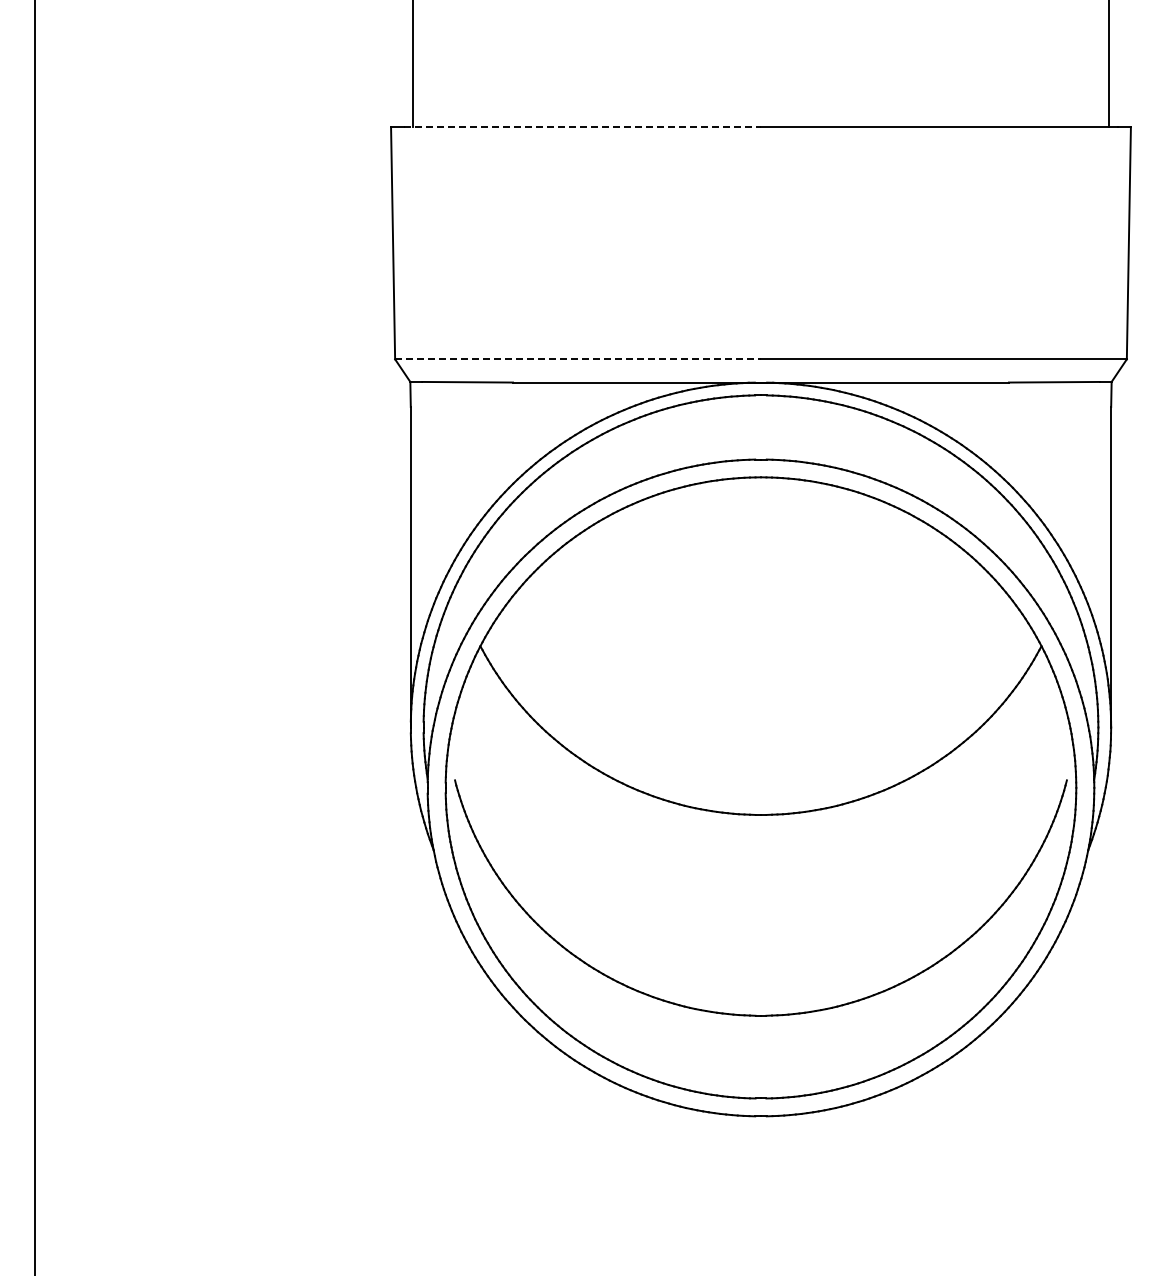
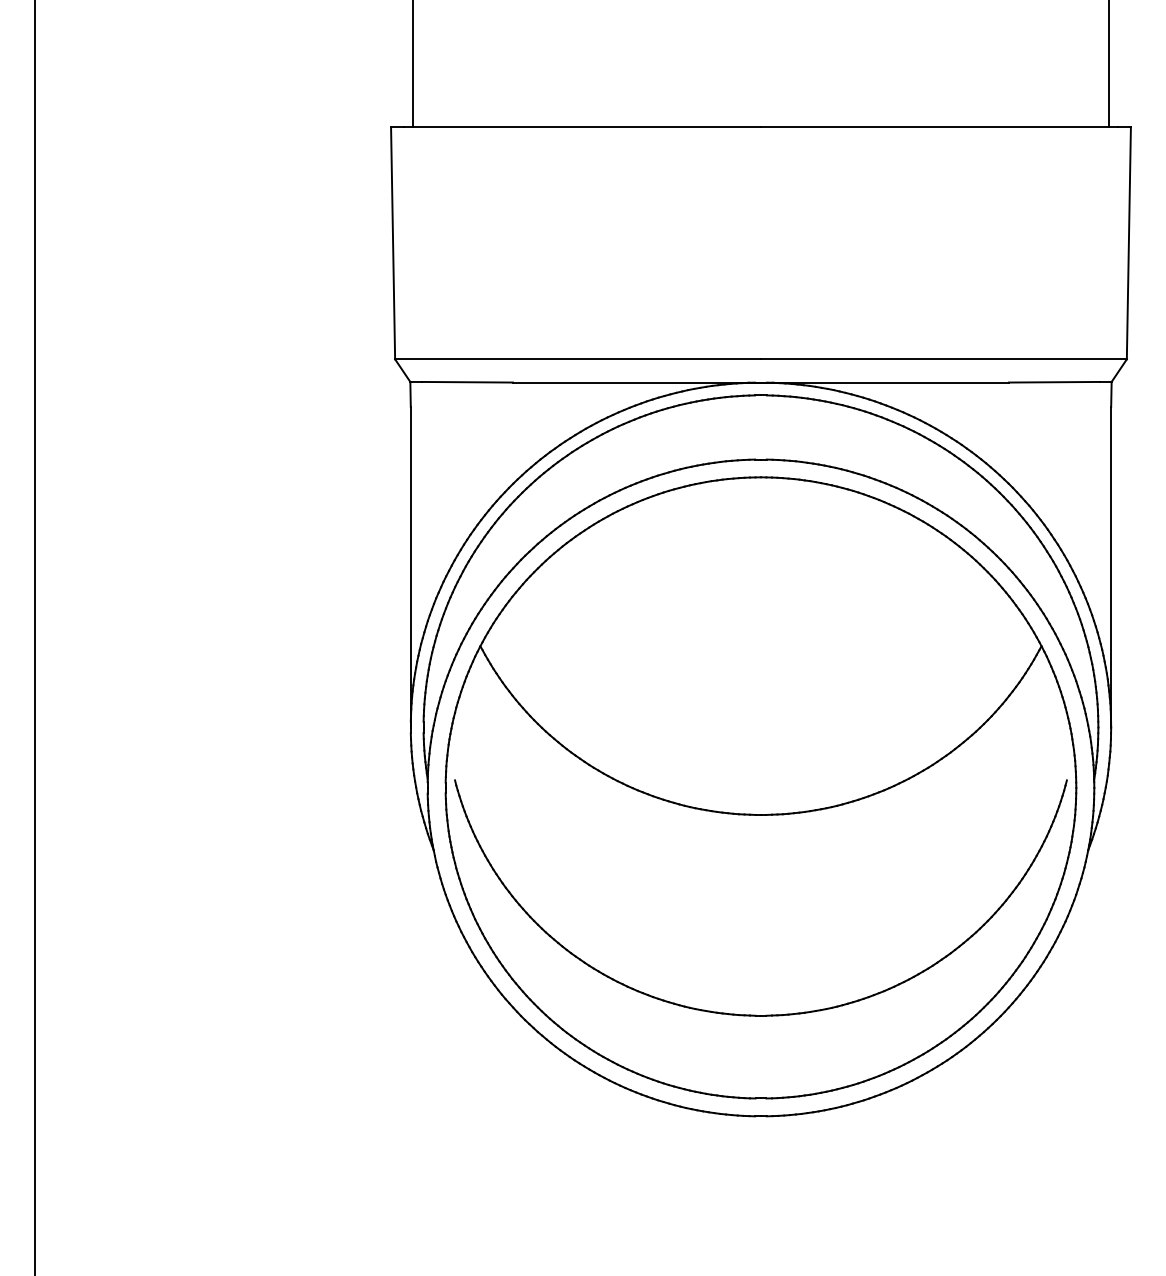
line: dashed -> solid (582, 127)
line: dashed -> solid (578, 359)
